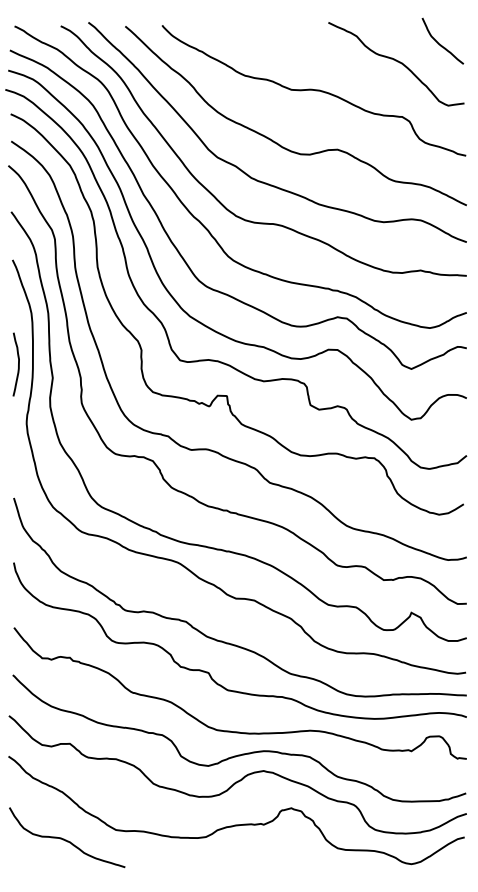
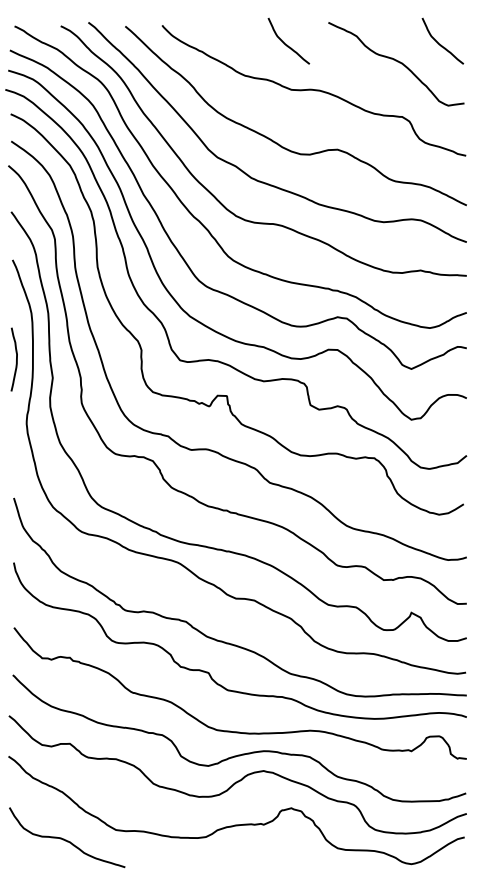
curve: none -> present (287, 44)
curve position: (18, 364) -> (16, 359) (16, 359)
